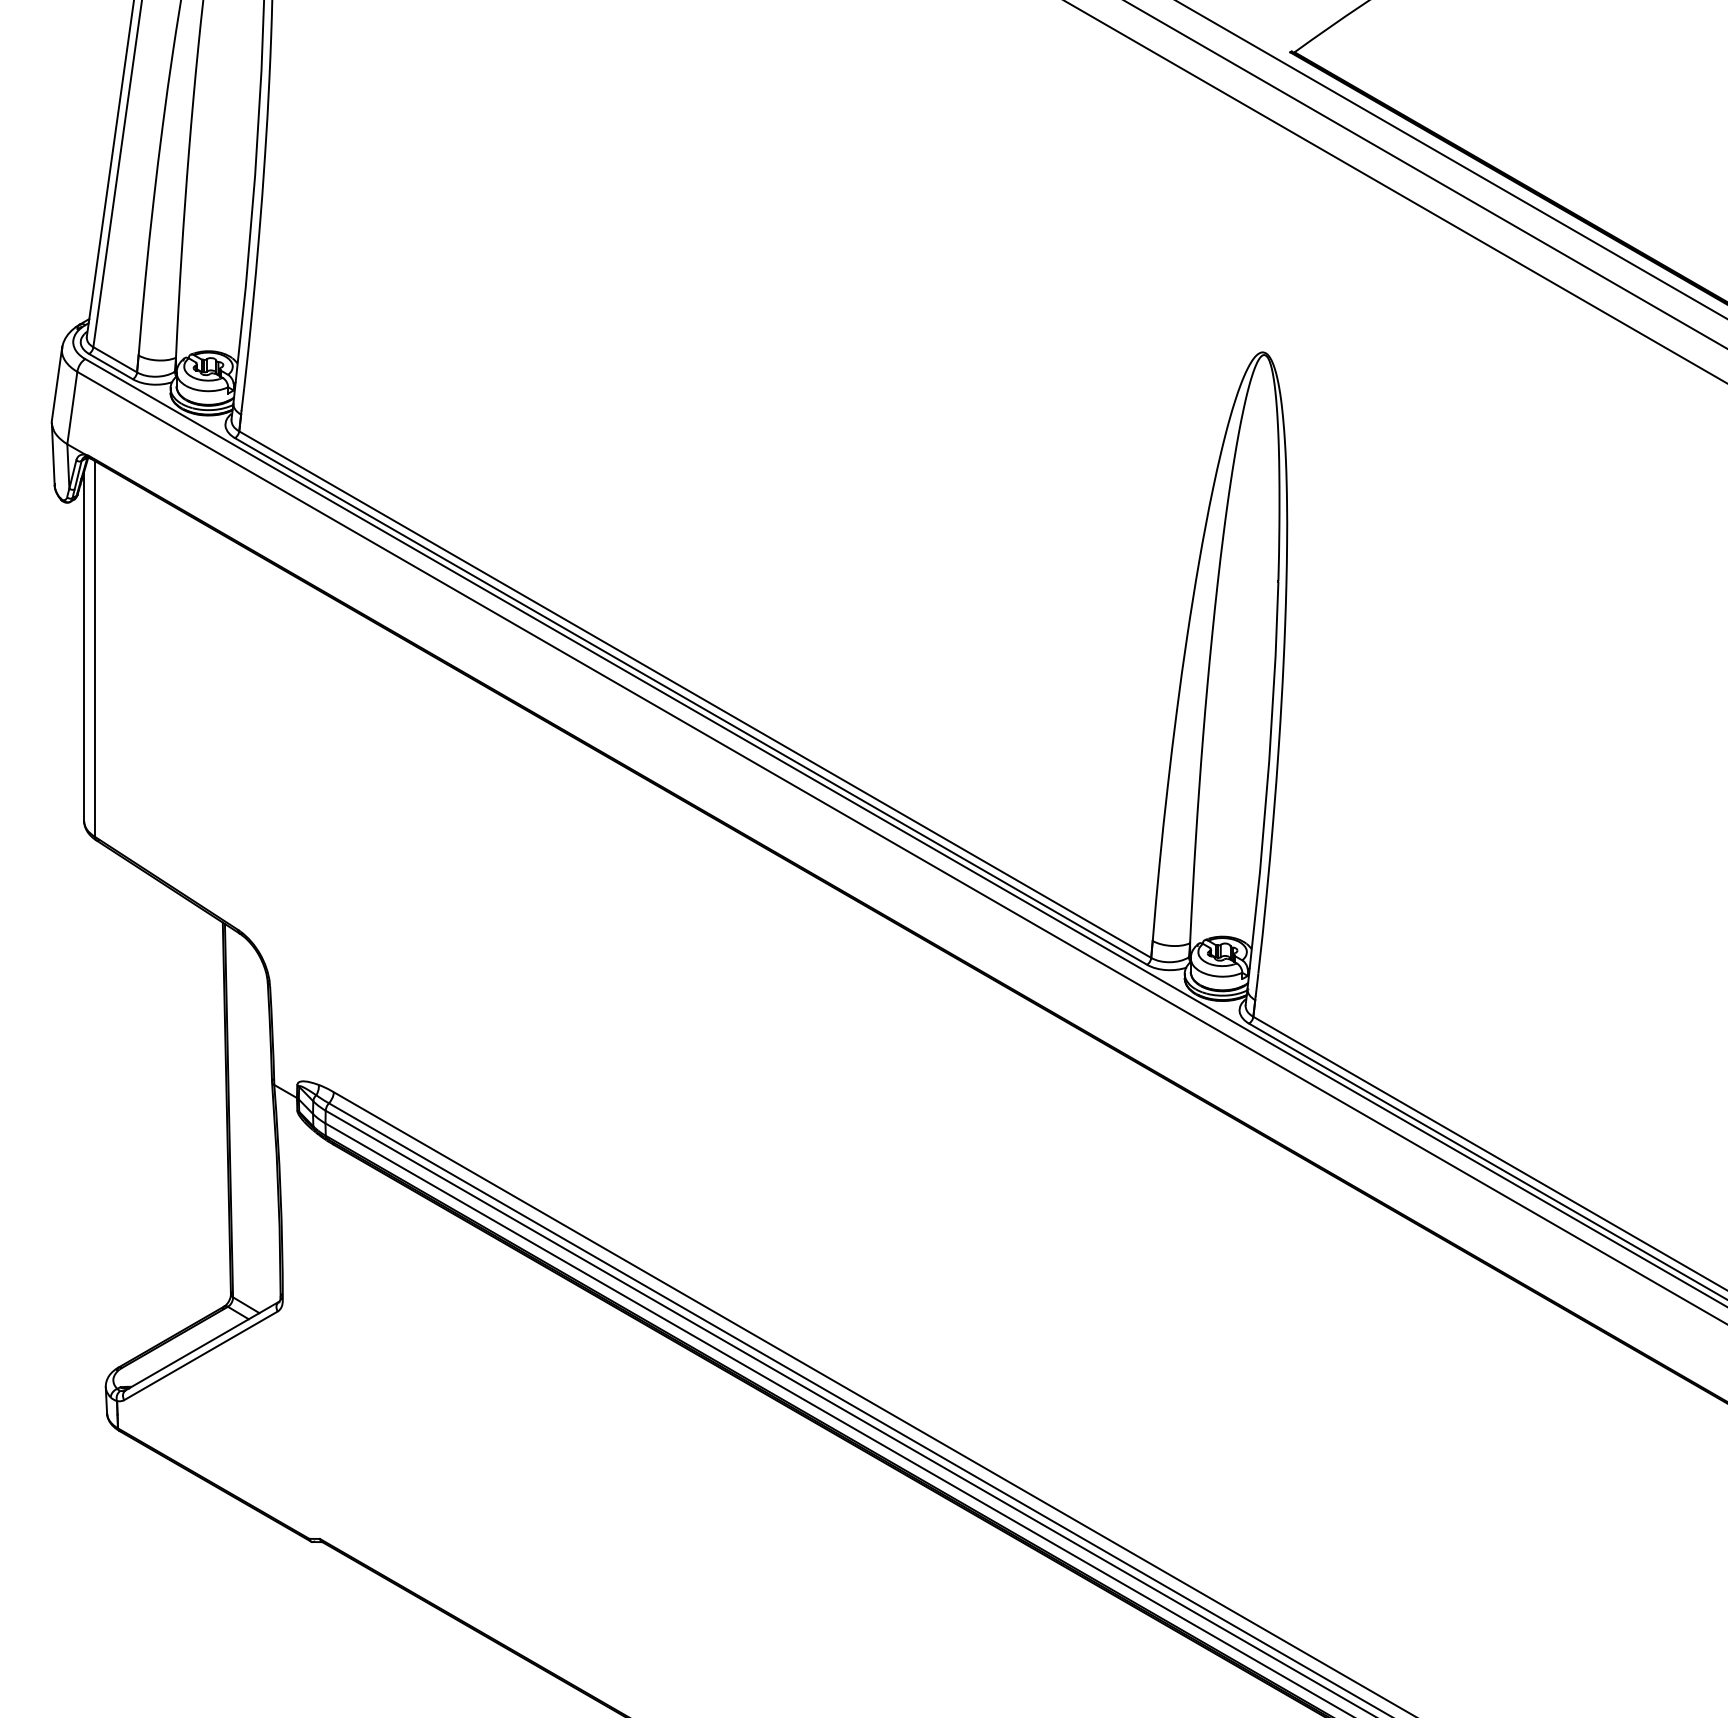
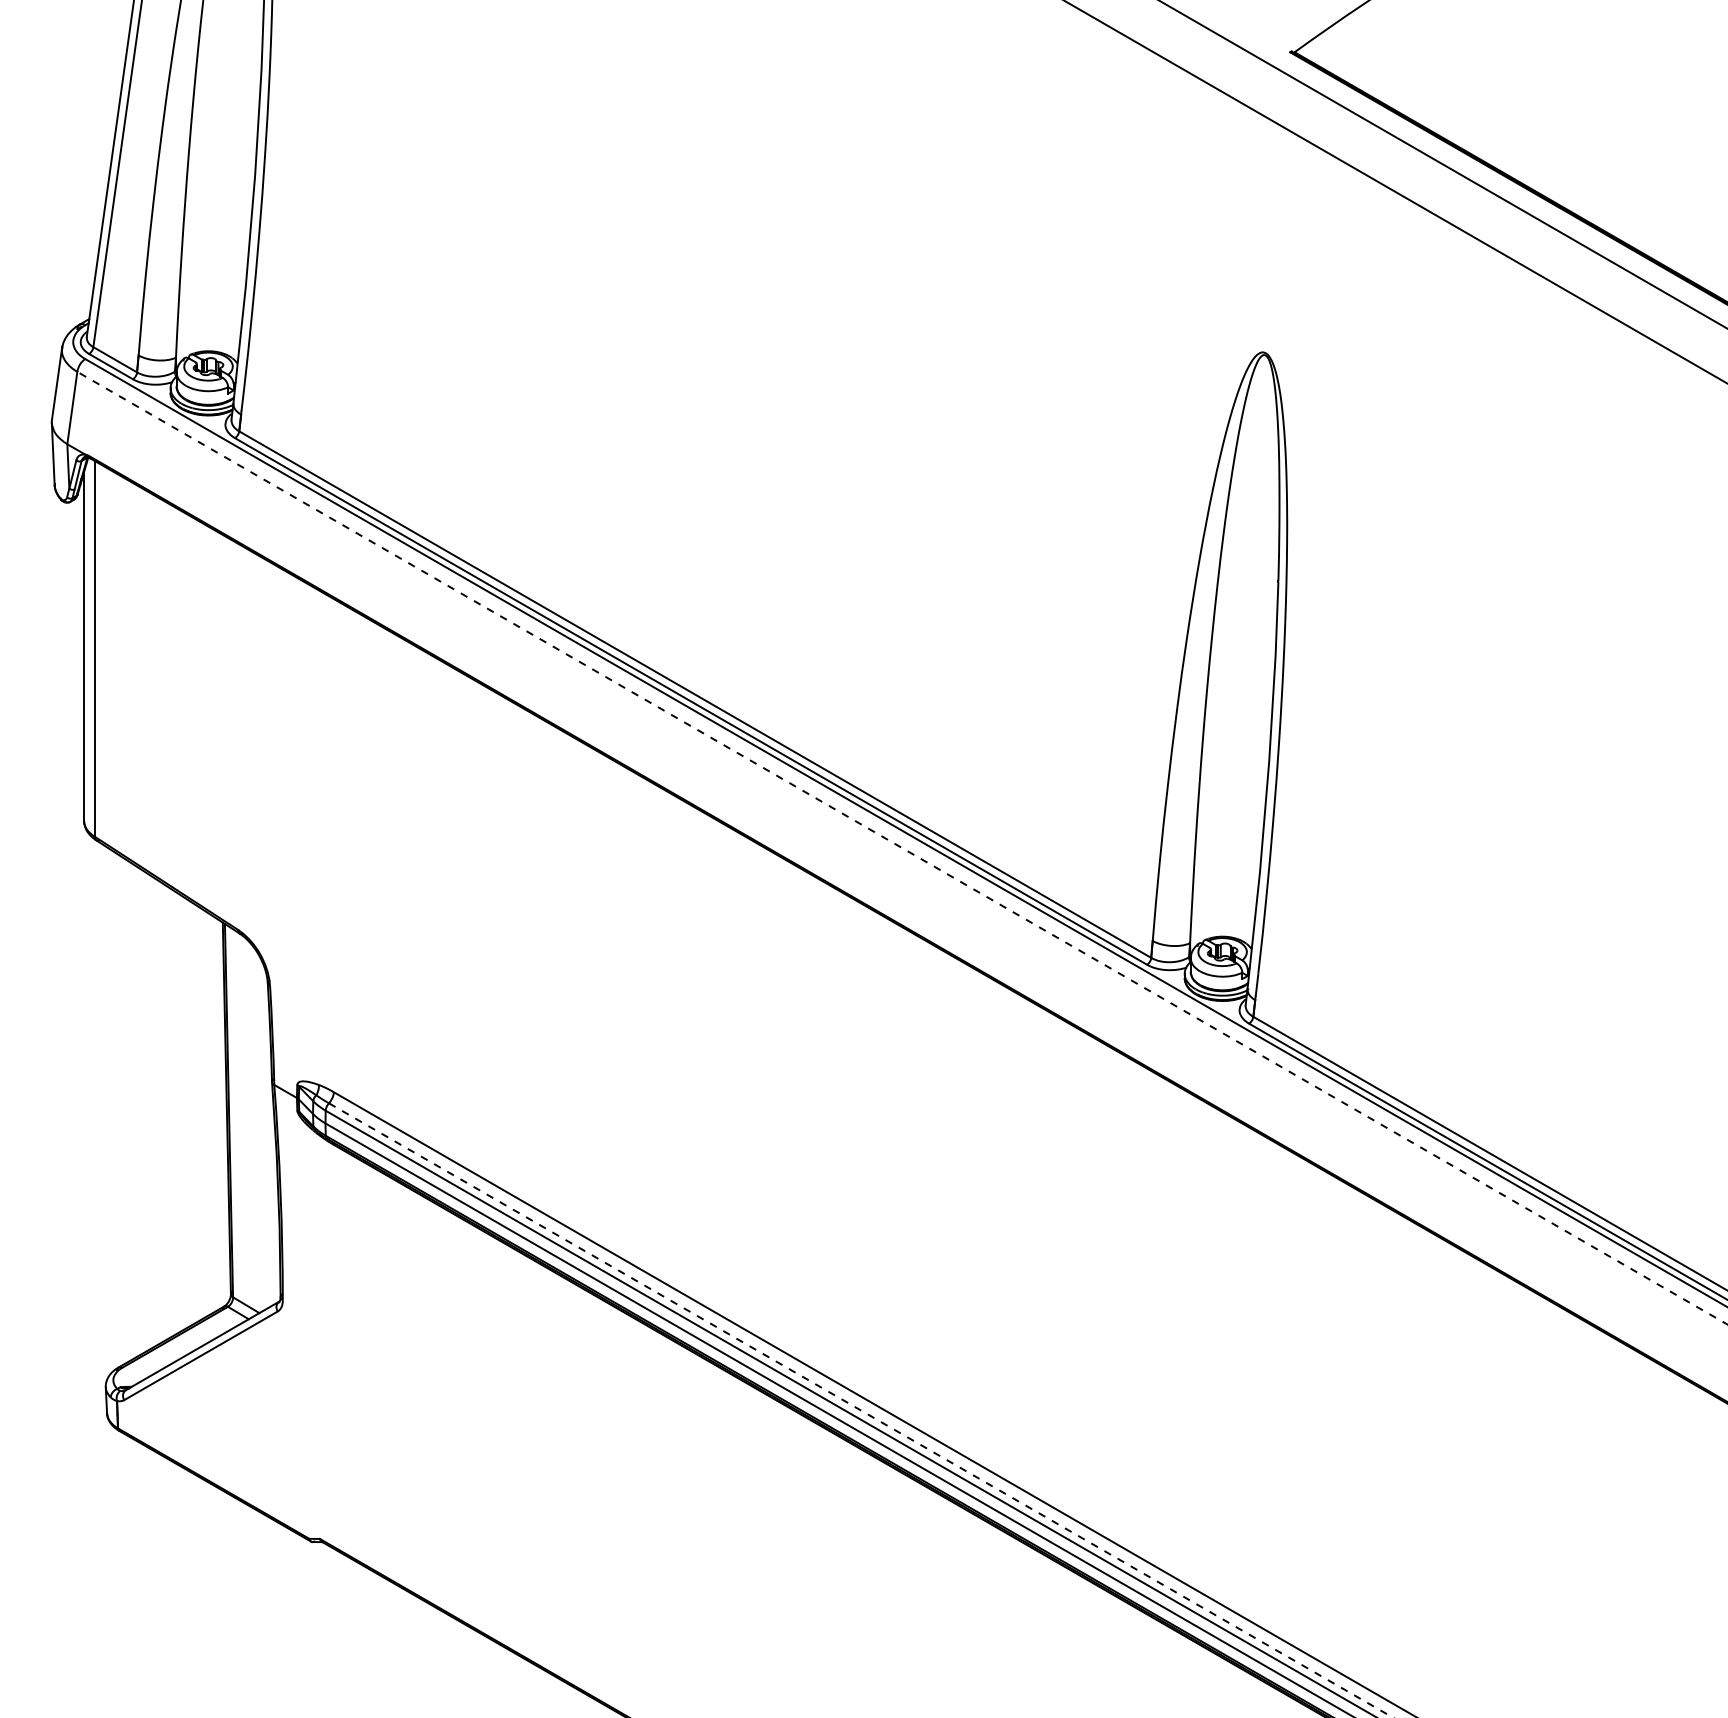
line: present -> none (1451, 159)
line position: (1425, 174) -> (1442, 164) (1442, 164)
line: solid -> dashed (902, 848)
line: solid -> dashed (861, 1410)
